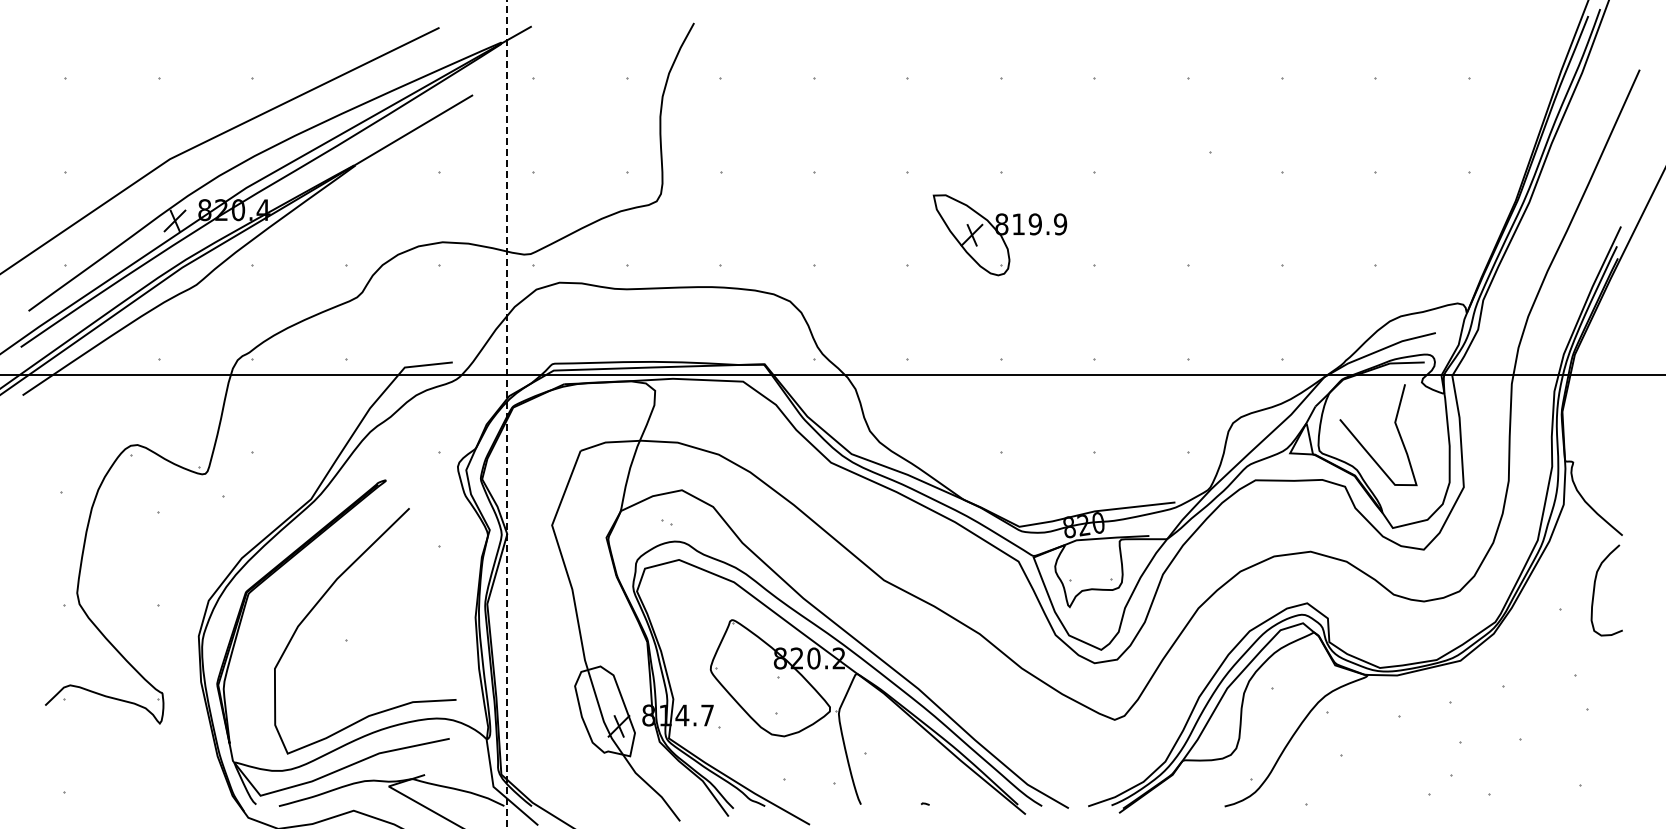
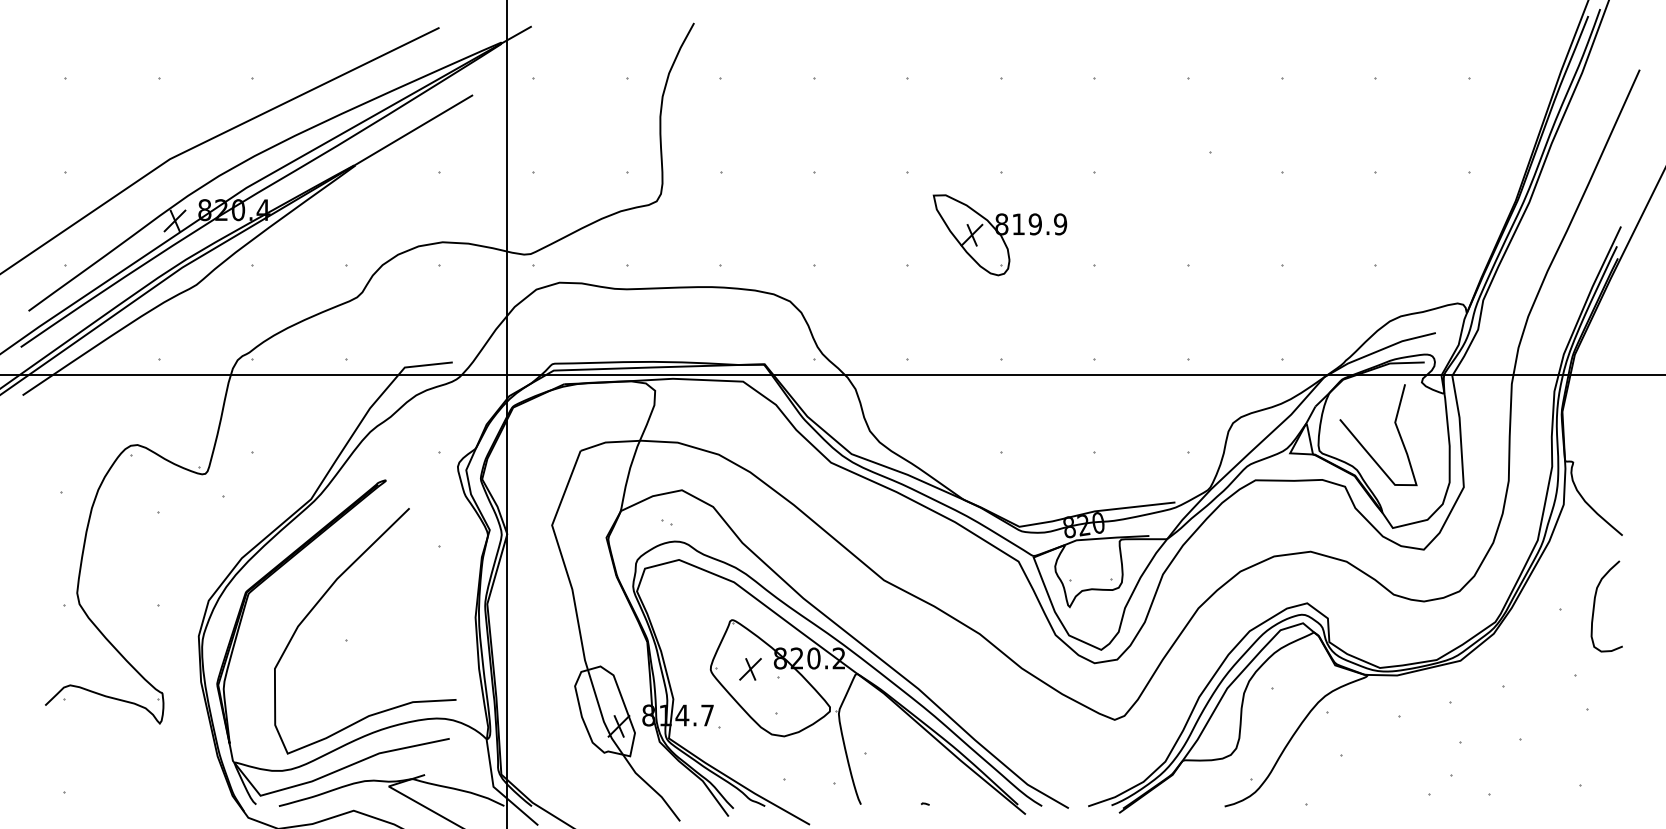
line: dashed -> solid (507, 414)
curve position: (1595, 588) -> (1595, 604) (1595, 604)
part: none -> present (750, 669)
